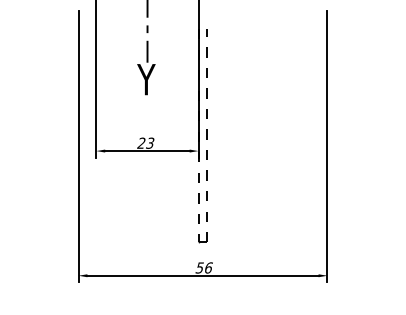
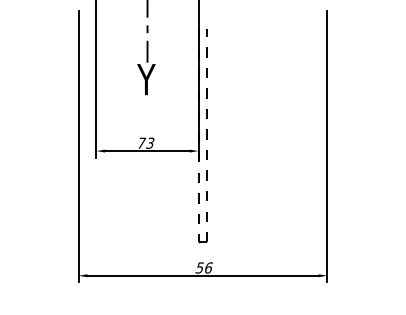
text: 23 -> 73 (141, 142)
